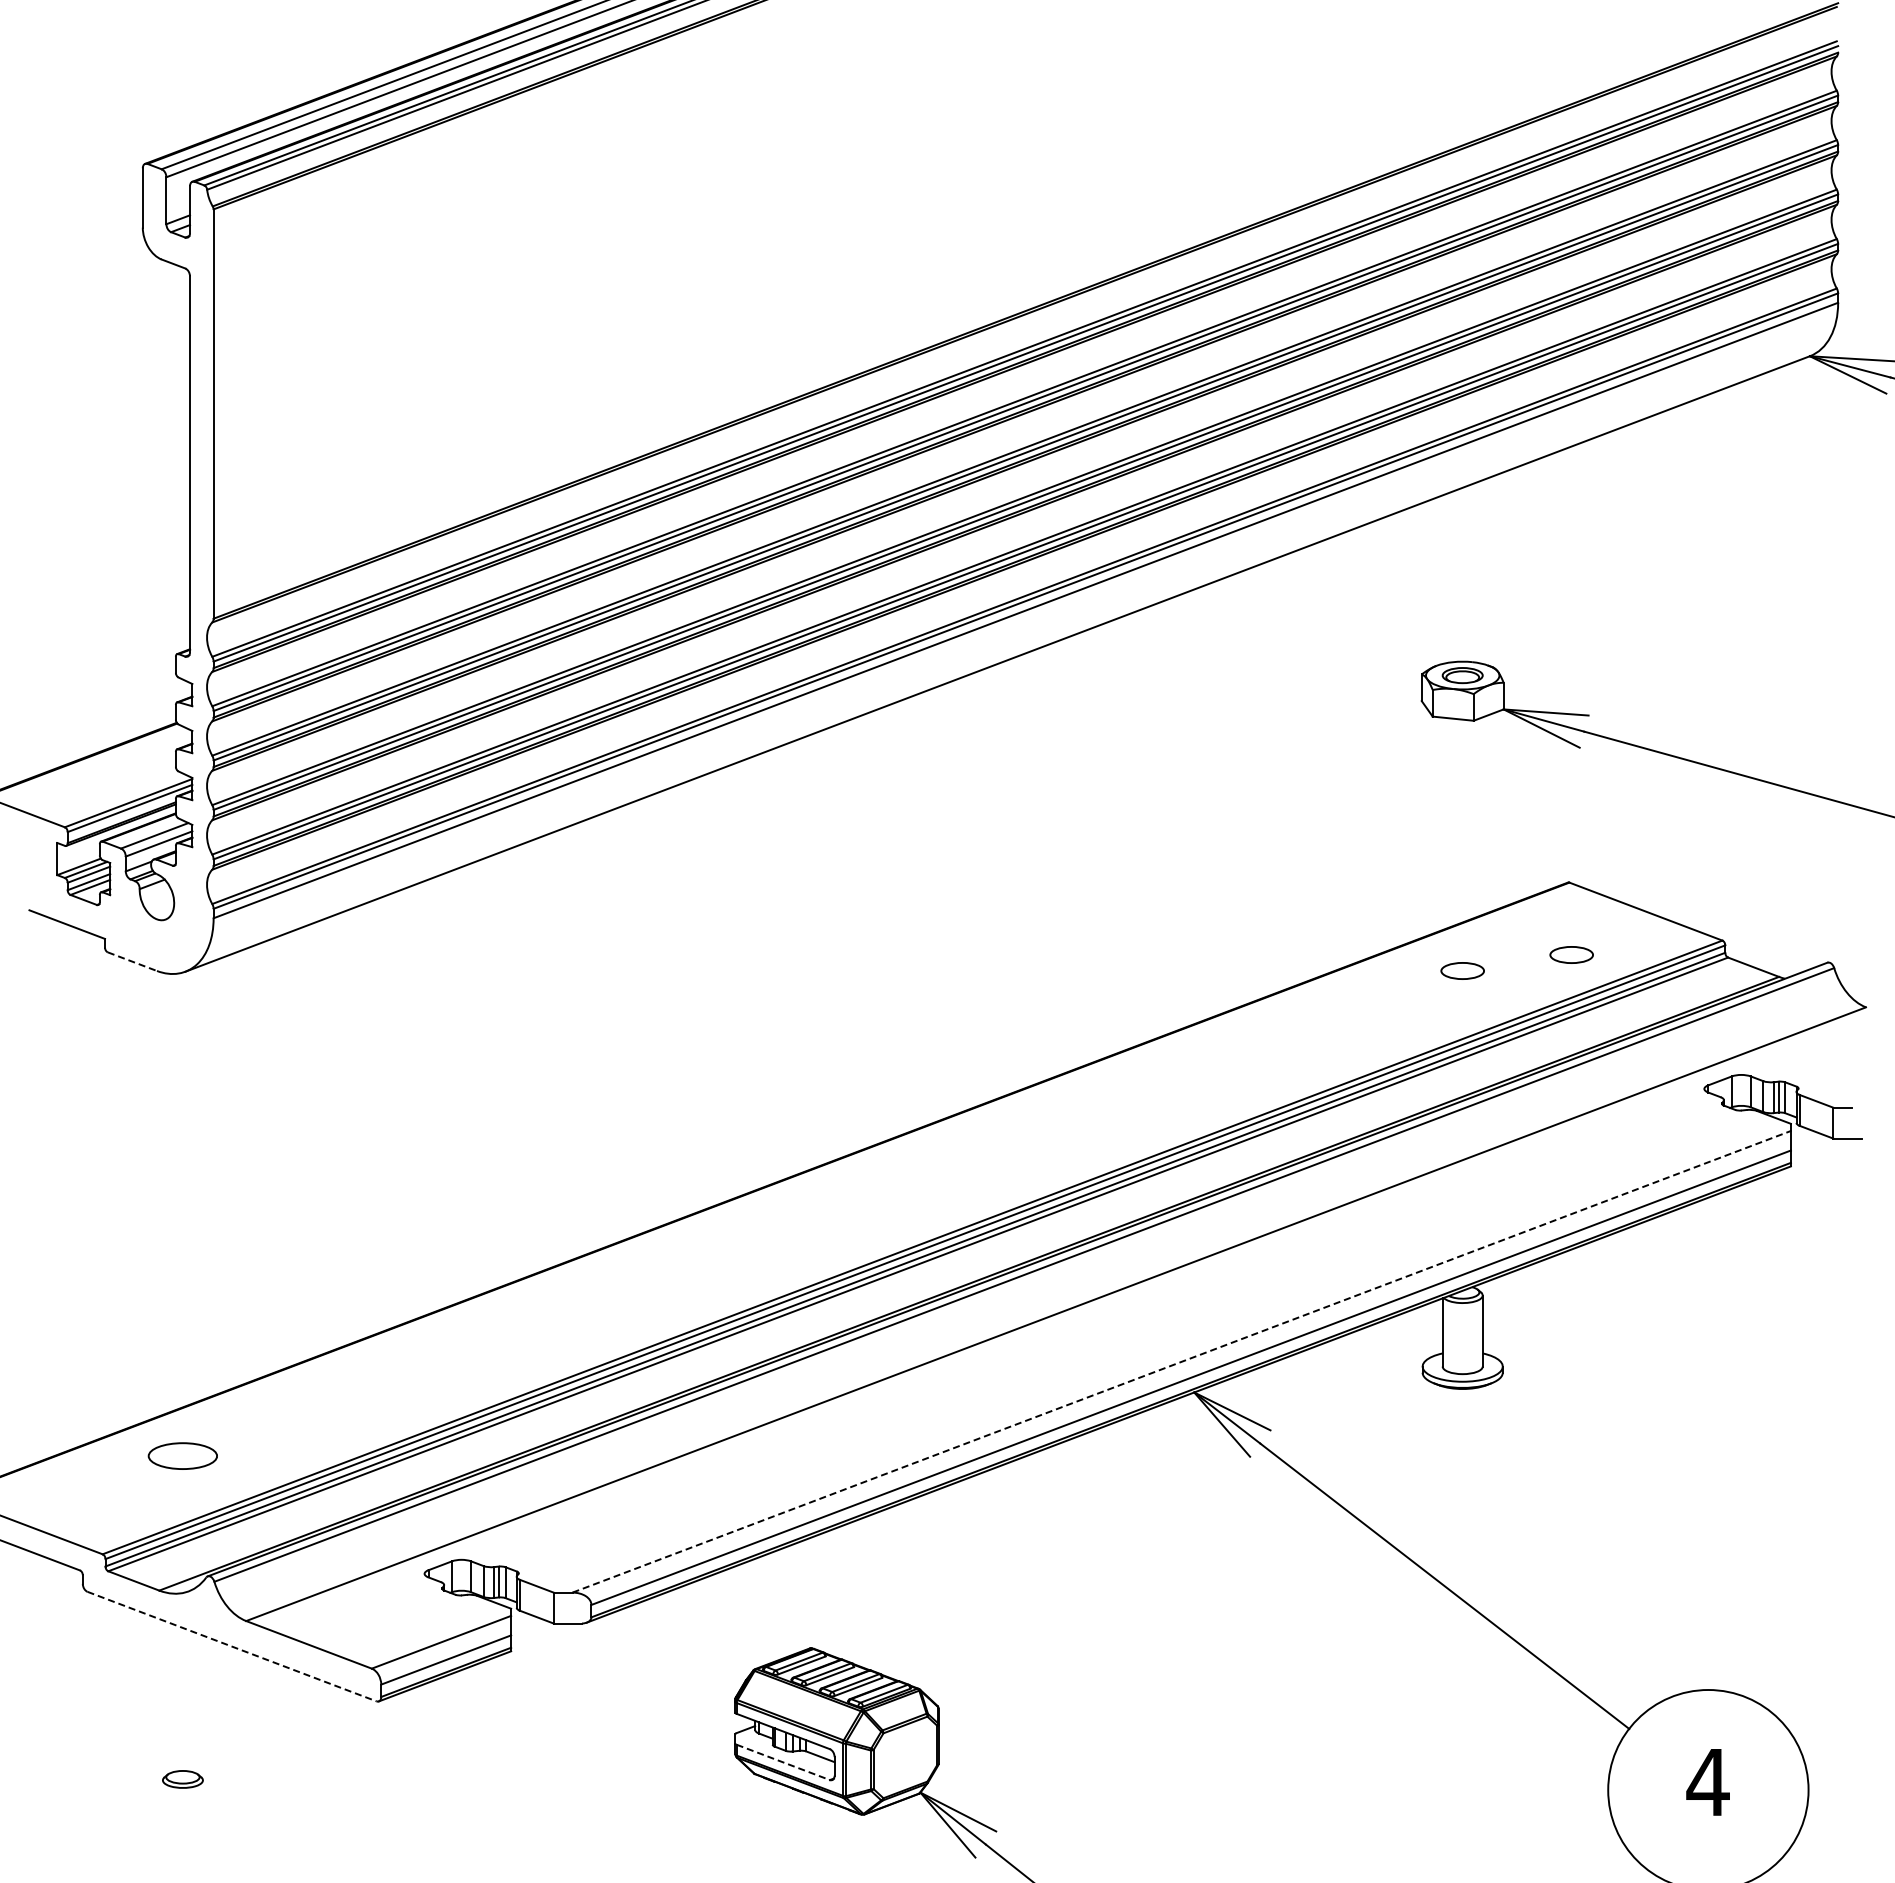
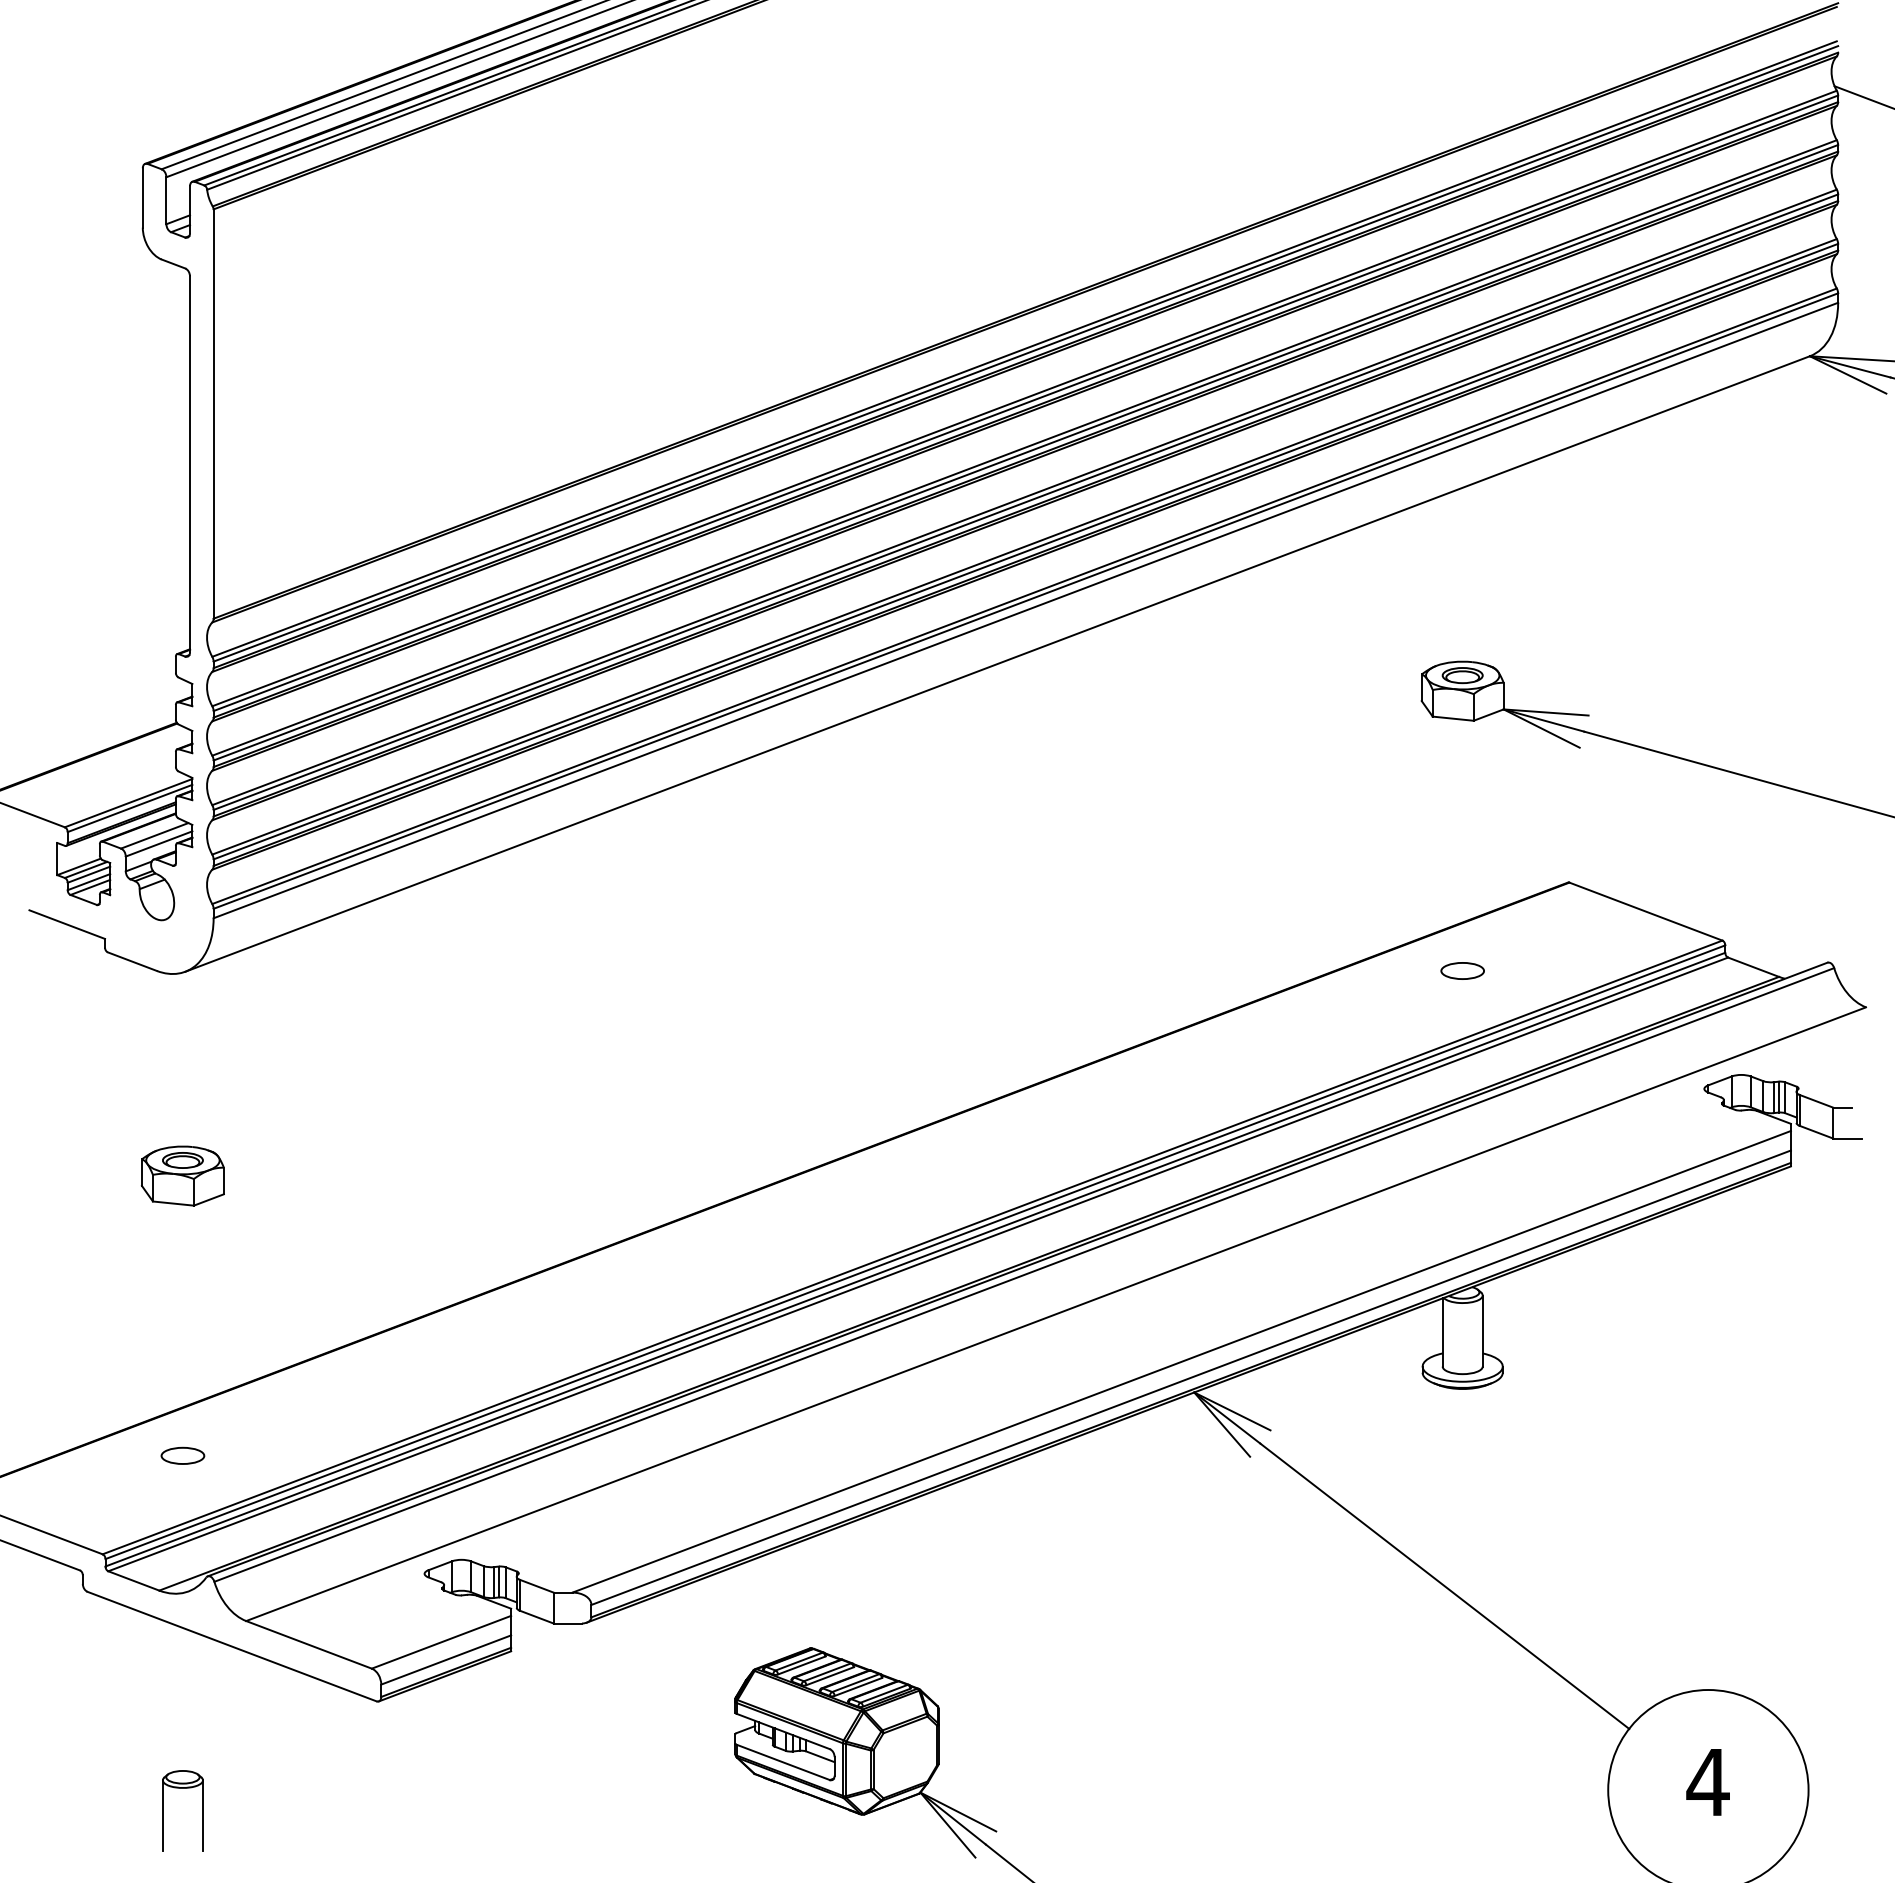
line: none -> present (1862, 96)
part: present -> none (1571, 954)
line: dashed -> solid (132, 961)
part: none -> present (182, 1175)
line: dashed -> solid (1182, 1361)
part size: 71x28 px -> 46x19 px (182, 1455)
line: dashed -> solid (232, 1646)
line: dashed -> solid (783, 1762)
line: none -> present (162, 1815)
line: none -> present (202, 1815)
